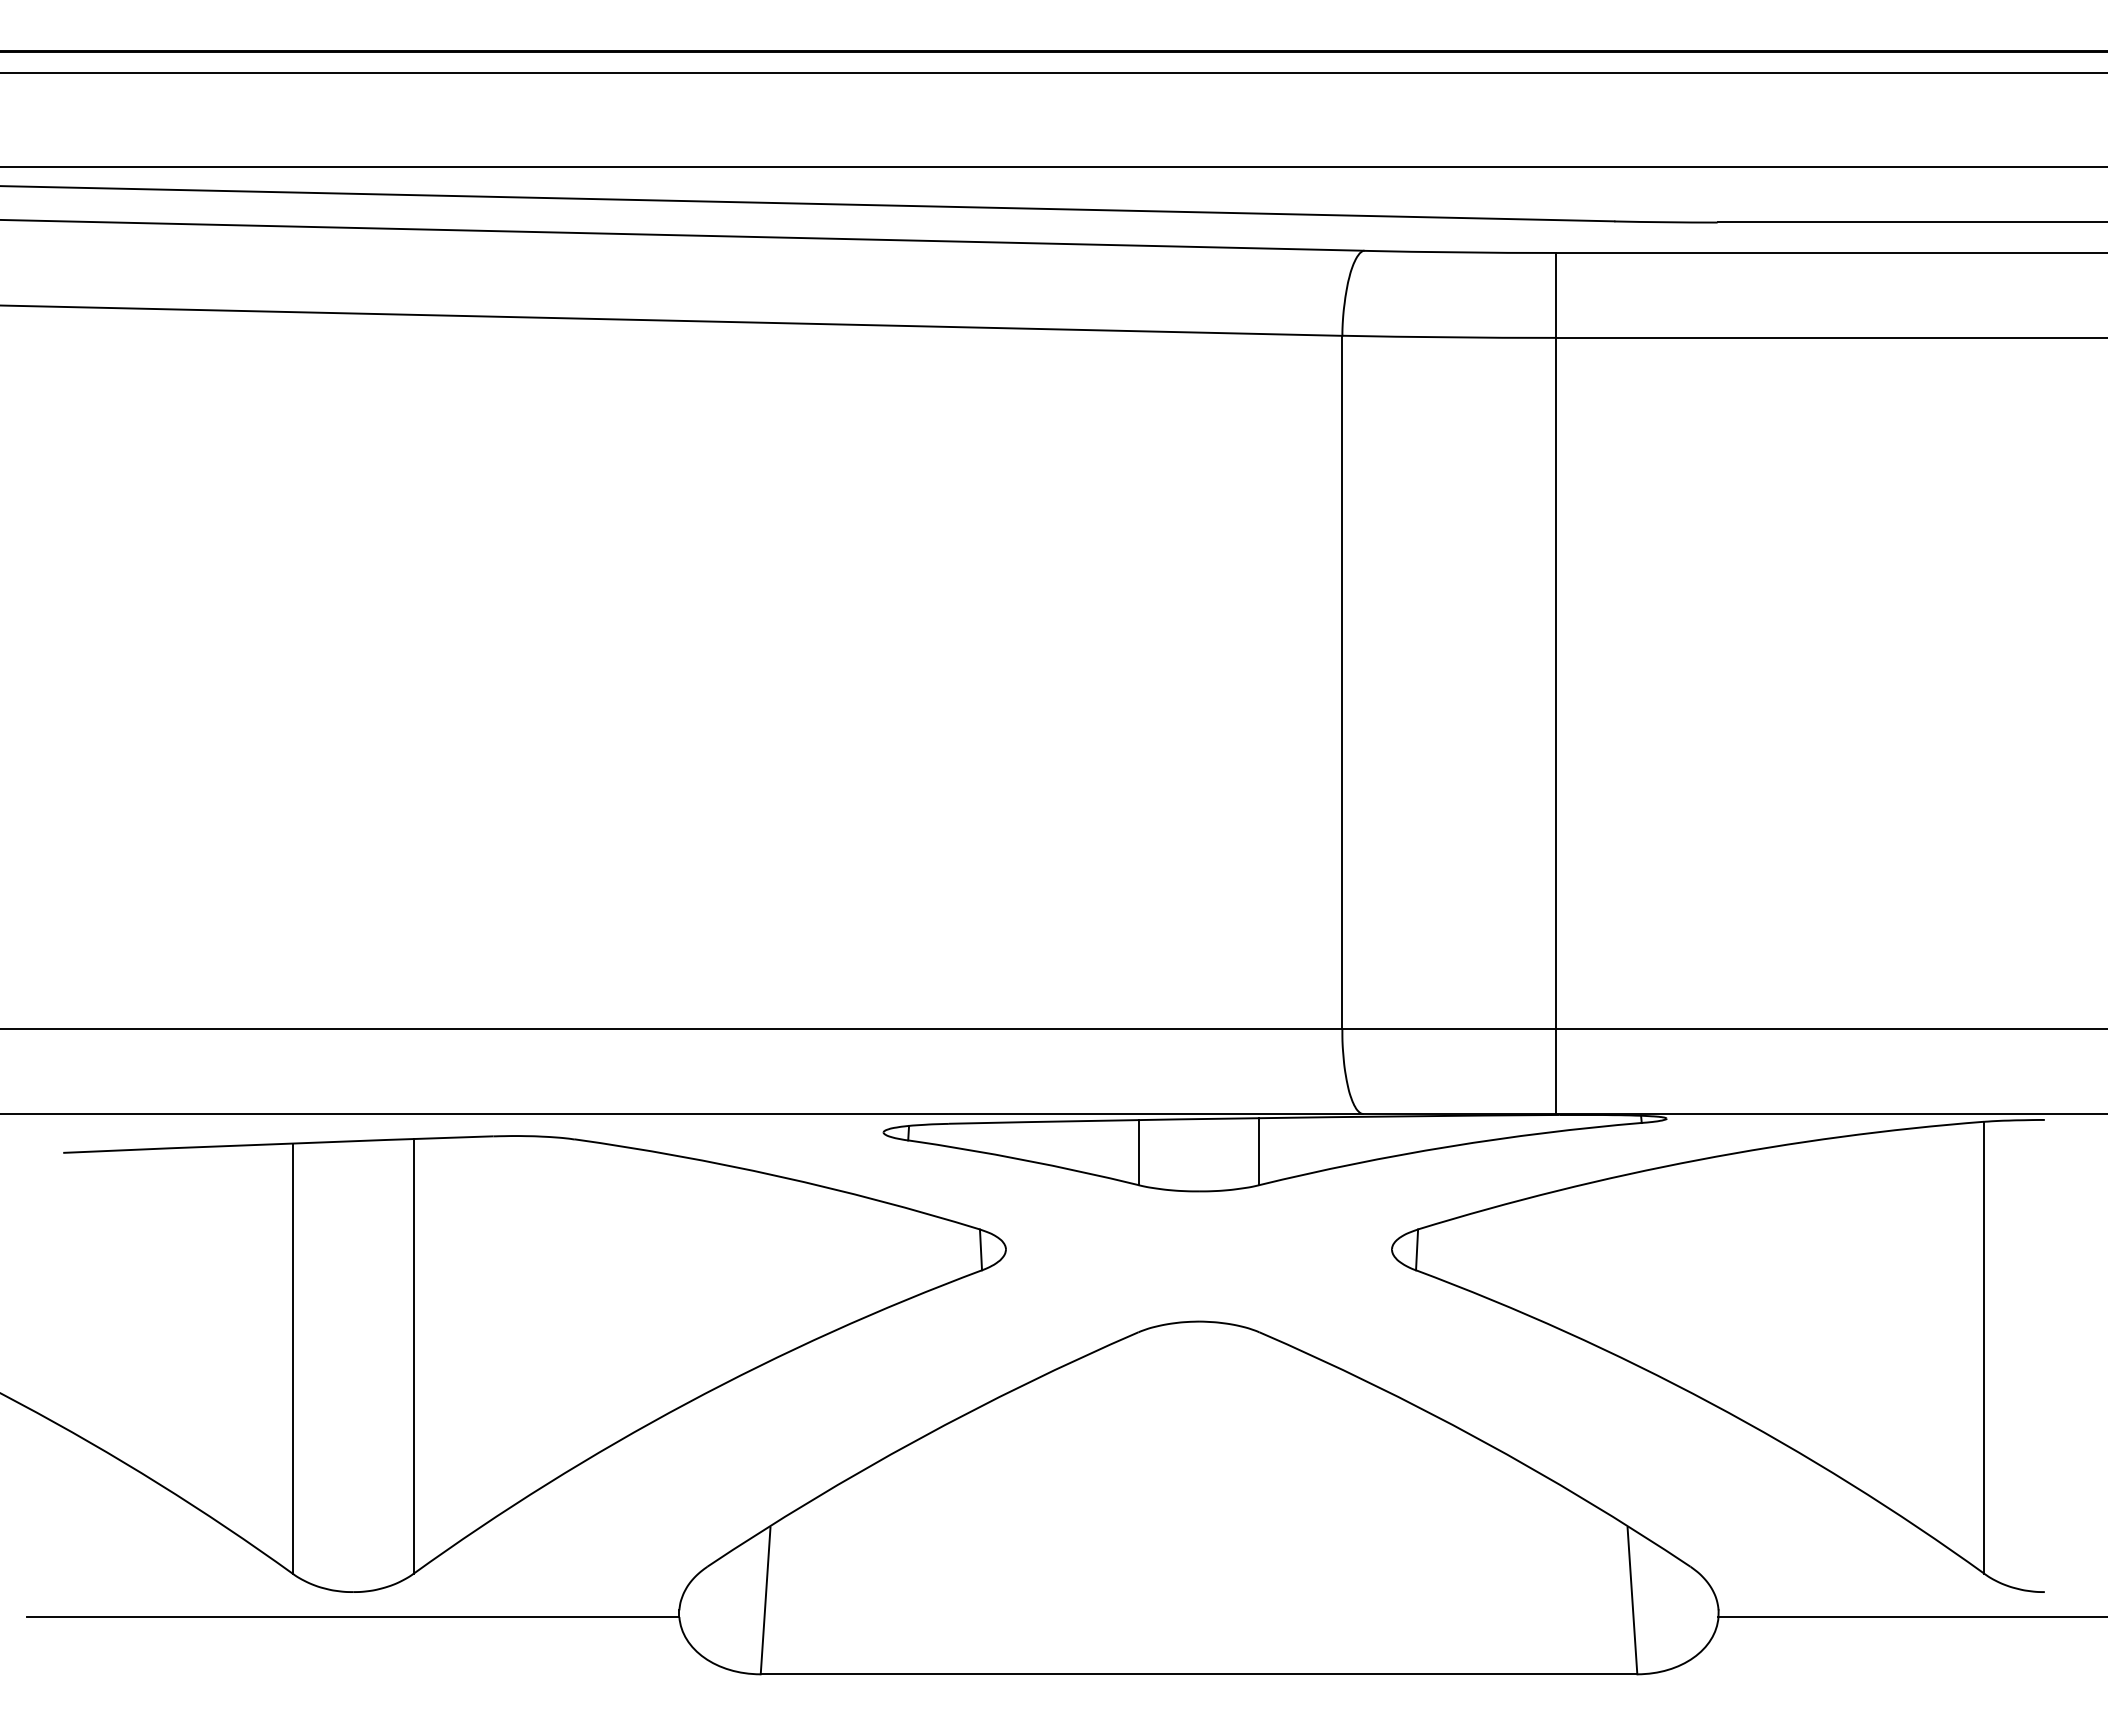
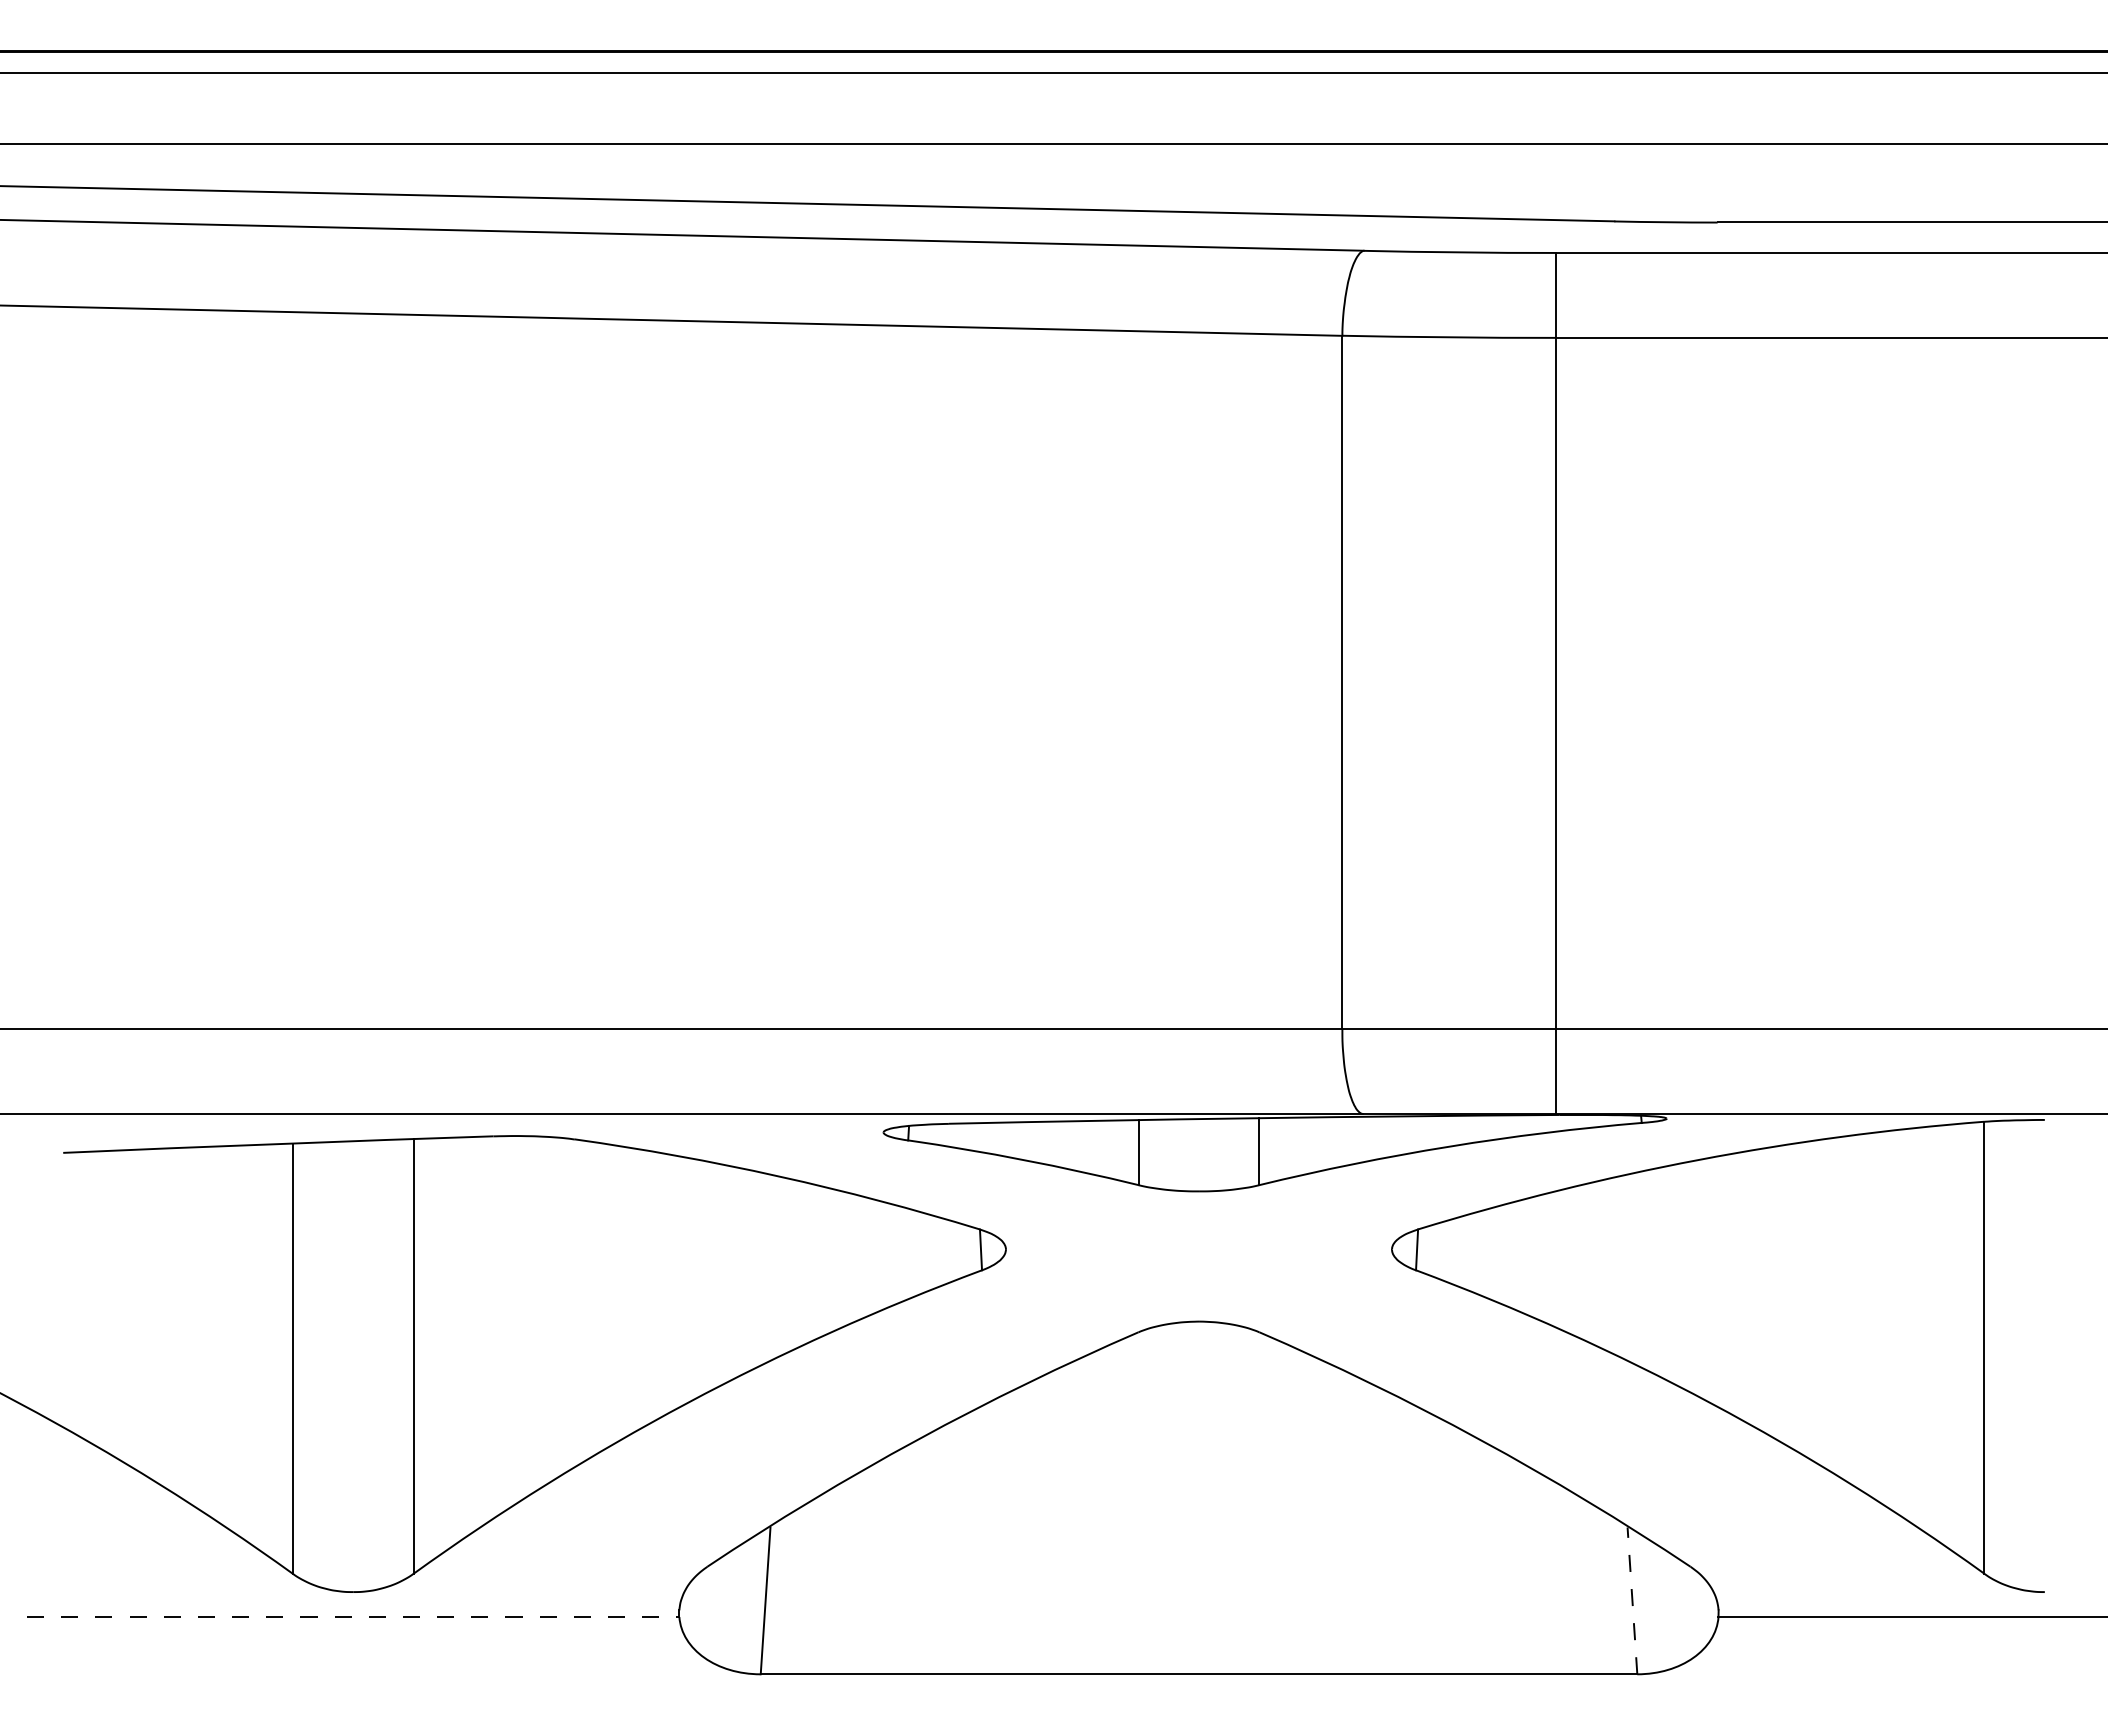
line position: (1053, 166) -> (1053, 143) (1053, 143)
line: solid -> dashed (1632, 1600)
line: solid -> dashed (353, 1617)
